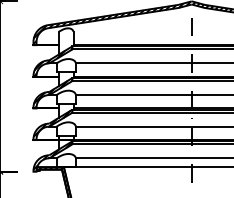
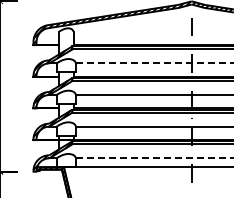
line: solid -> dashed (154, 63)
line: solid -> dashed (154, 158)
